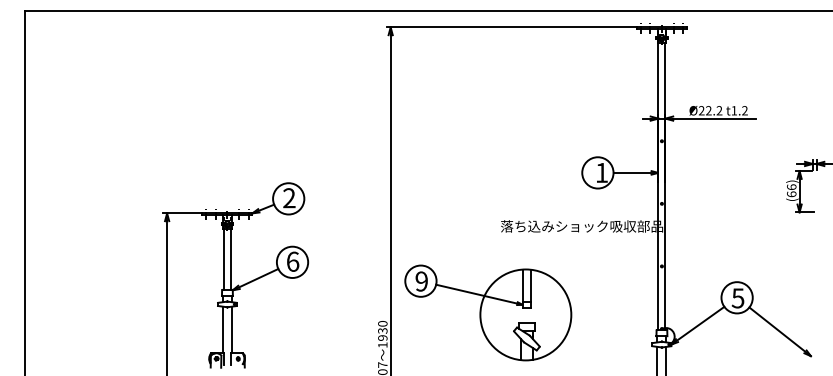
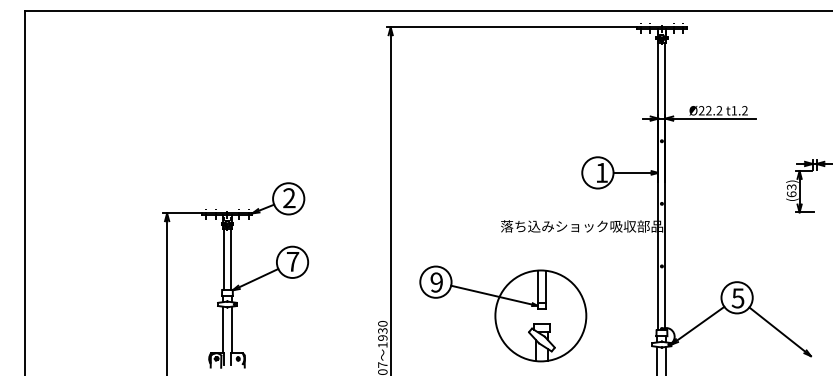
text: (66) -> (63) (791, 187)
text: 6 -> 7 (293, 261)
part position: (488, 312) -> (503, 313) (503, 313)
